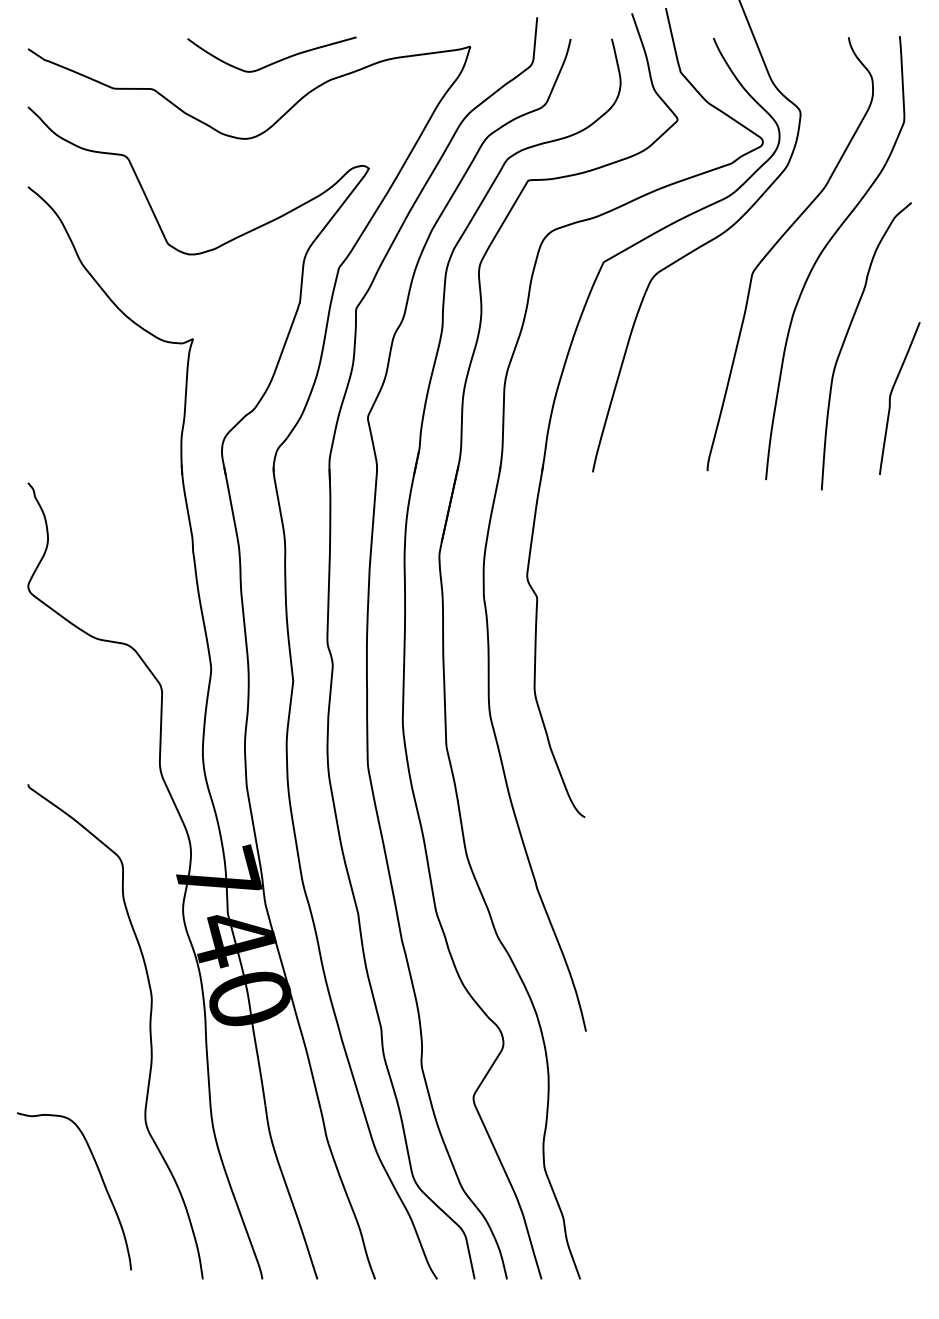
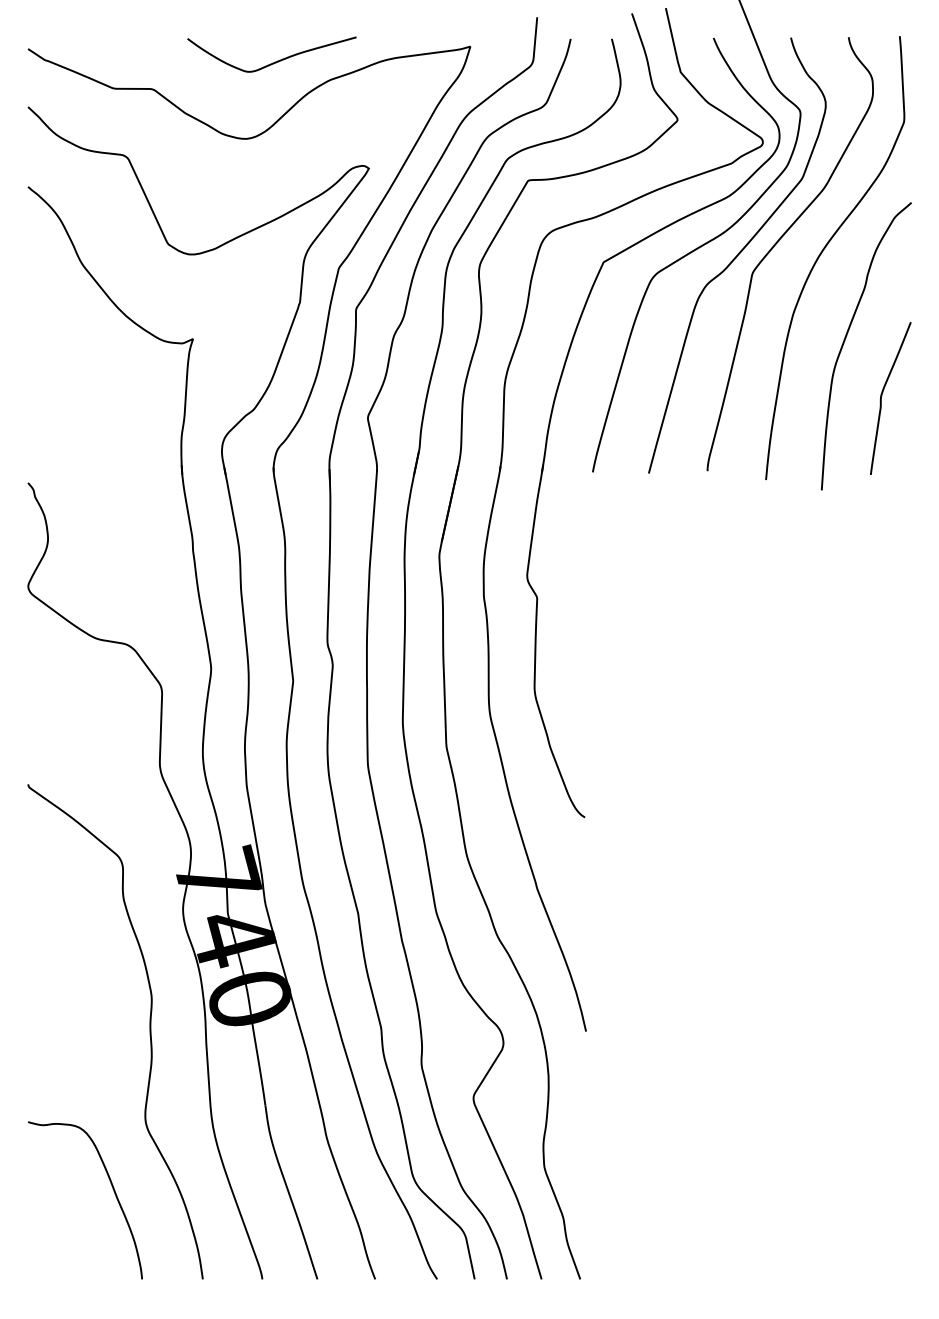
curve: none -> present (737, 255)
curve position: (891, 396) -> (882, 396) (882, 396)
curve position: (102, 1182) -> (113, 1191) (113, 1191)
